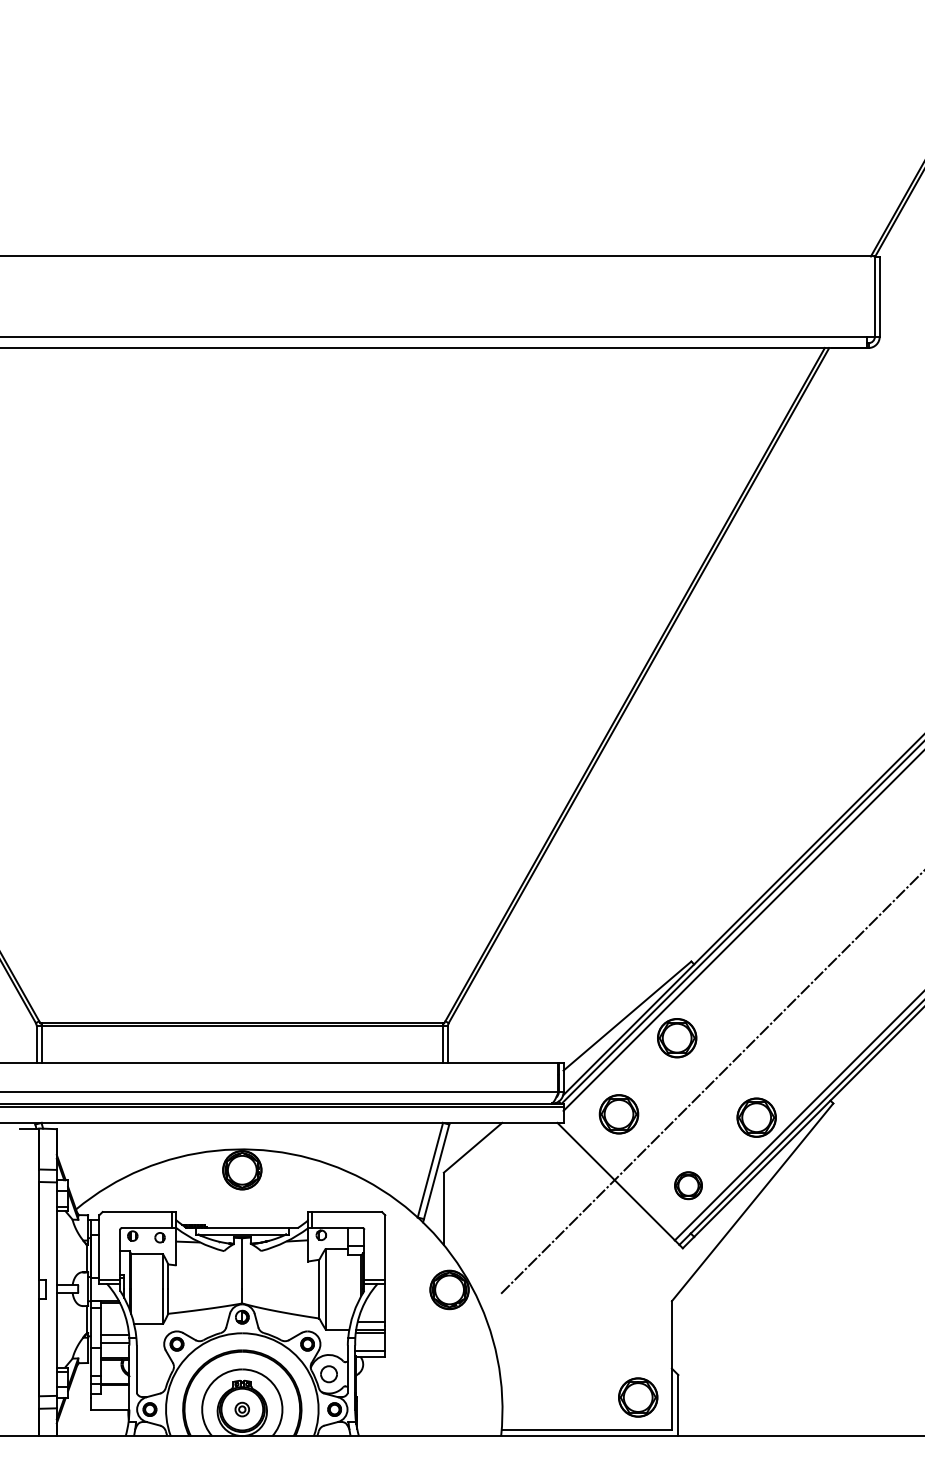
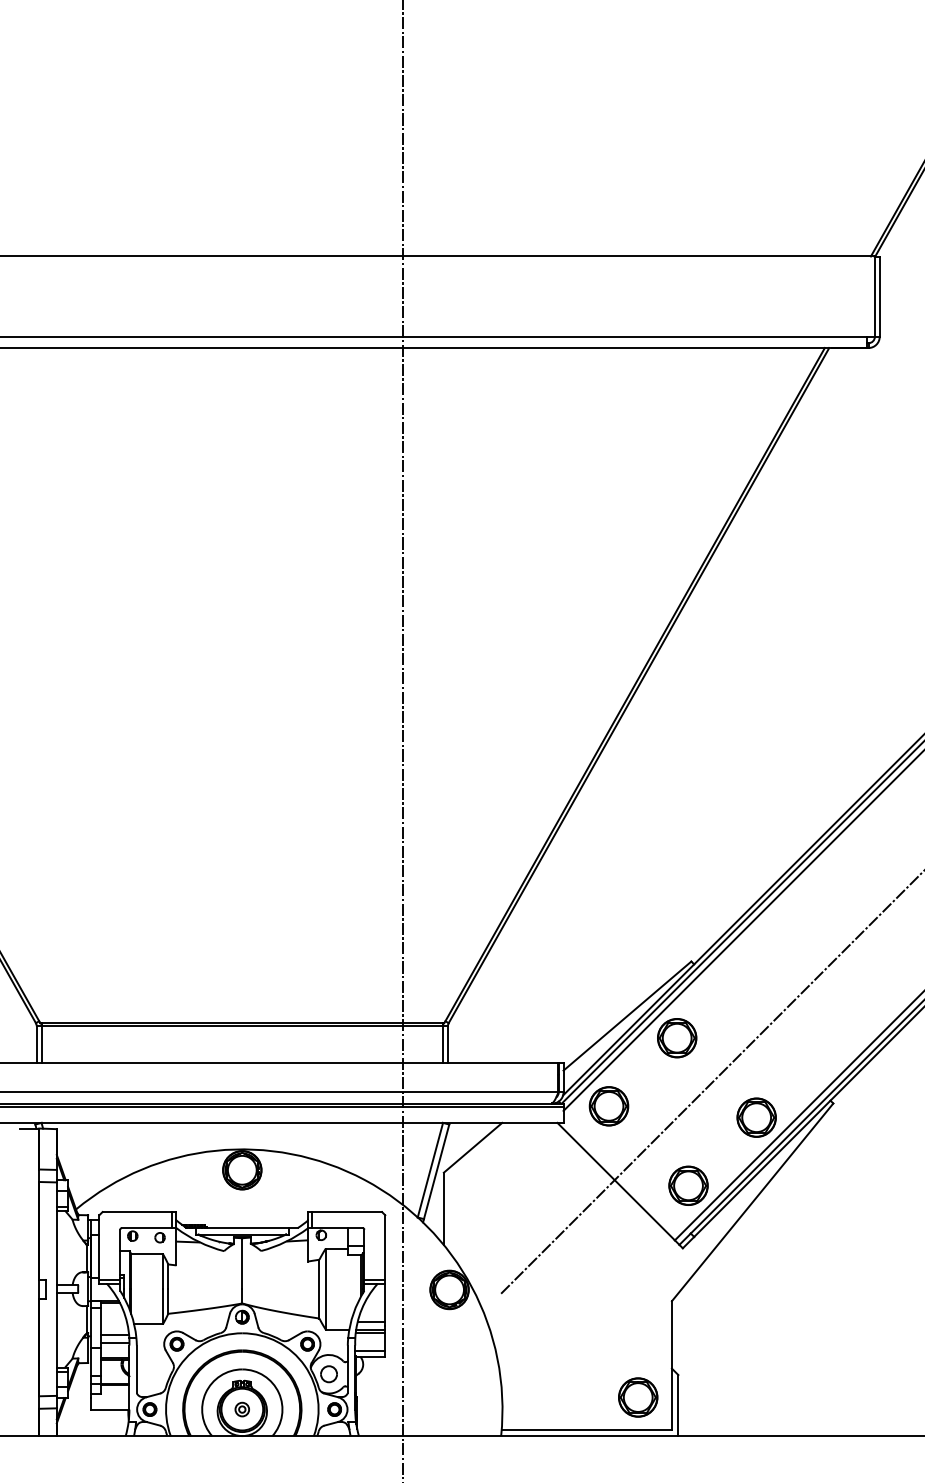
line: none -> present (402, 740)
part position: (618, 1114) -> (608, 1106) (608, 1106)
part size: 29x30 px -> 41x41 px (688, 1185)
